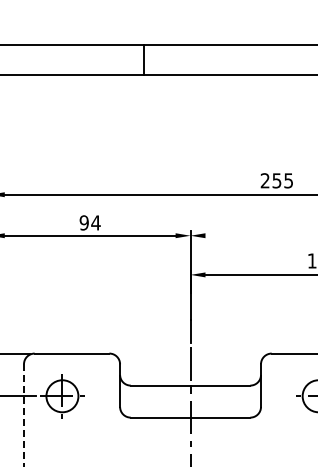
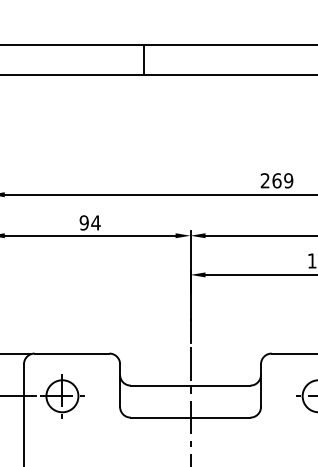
text: 255 -> 269 (282, 180)
line: none -> present (259, 235)
line: dashed -> solid (24, 415)
